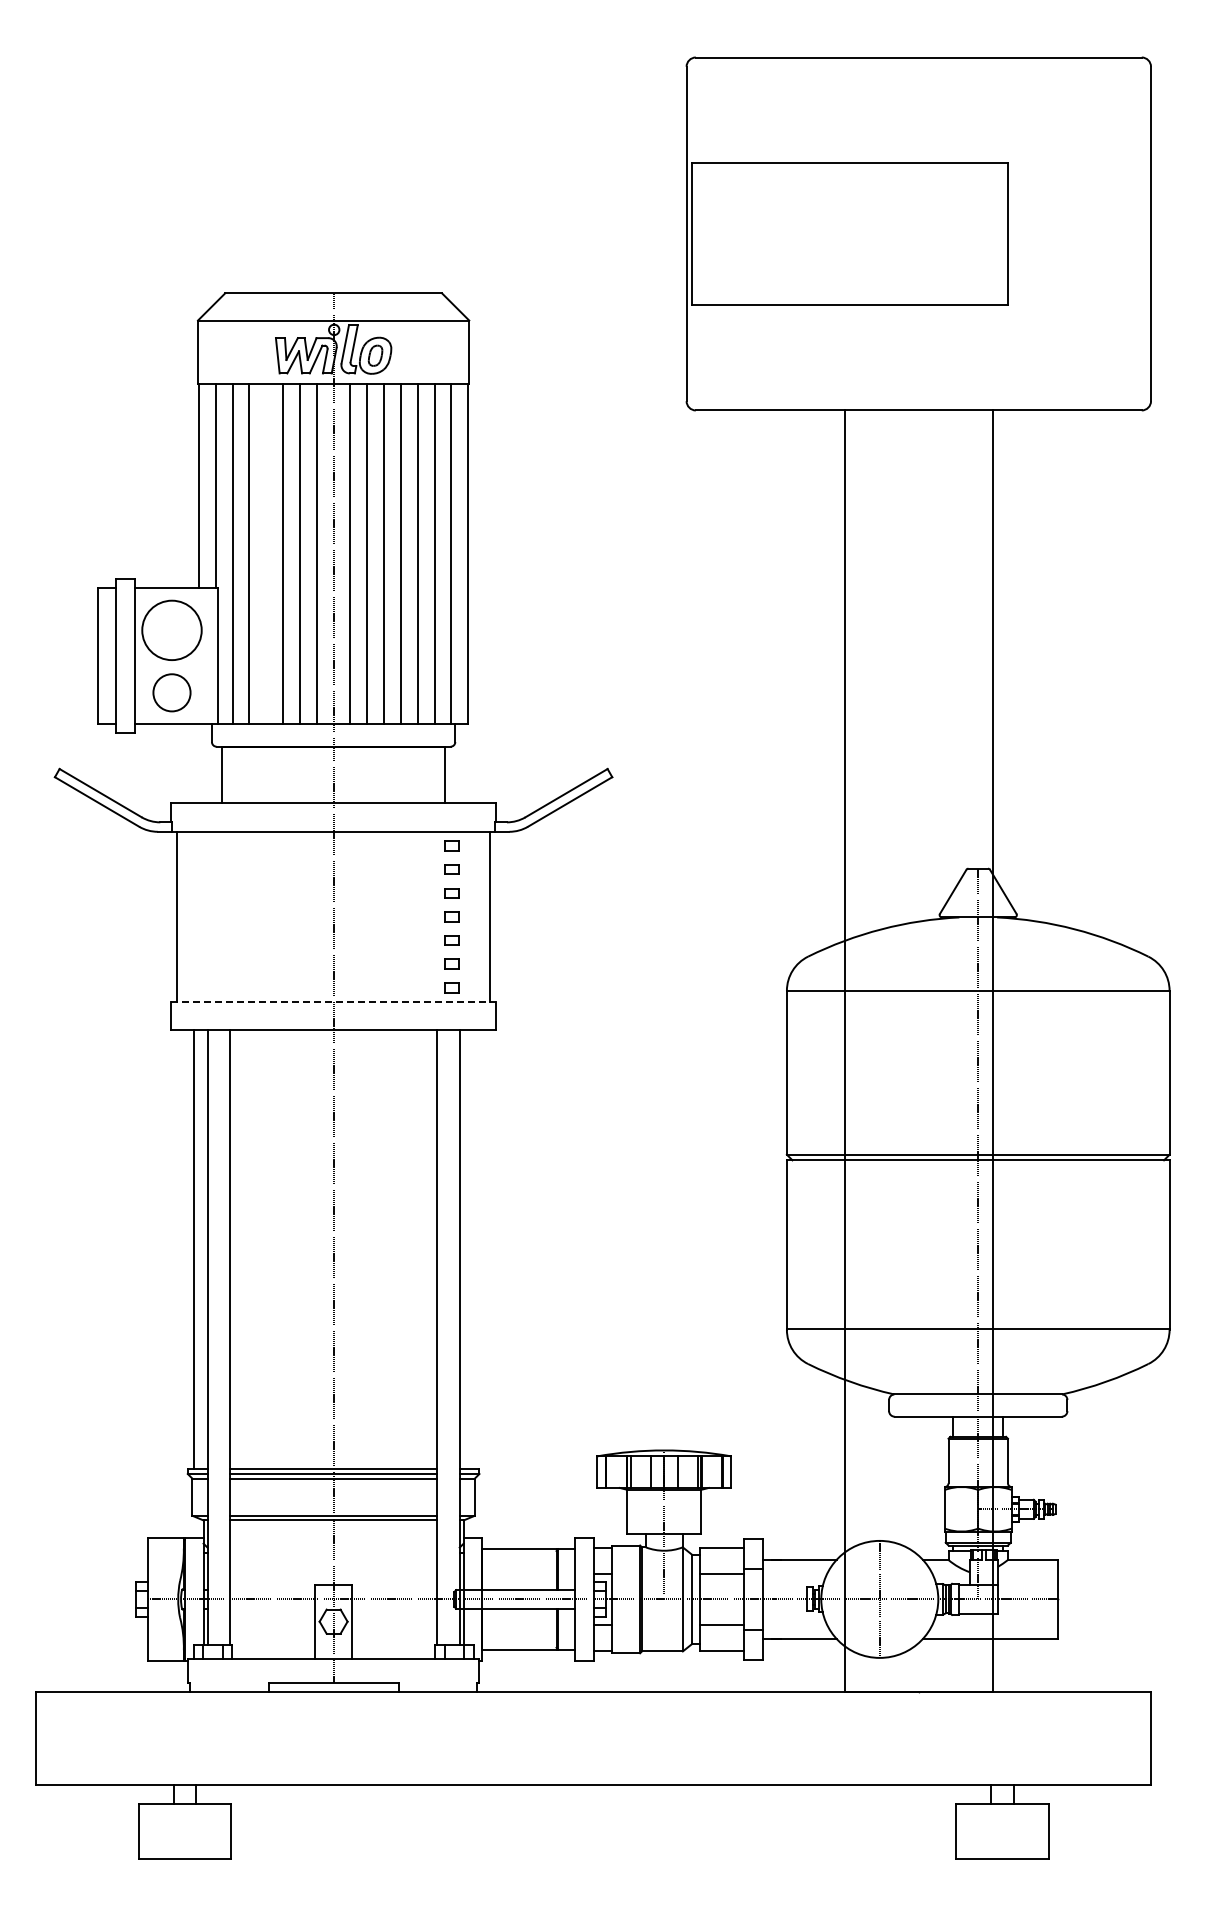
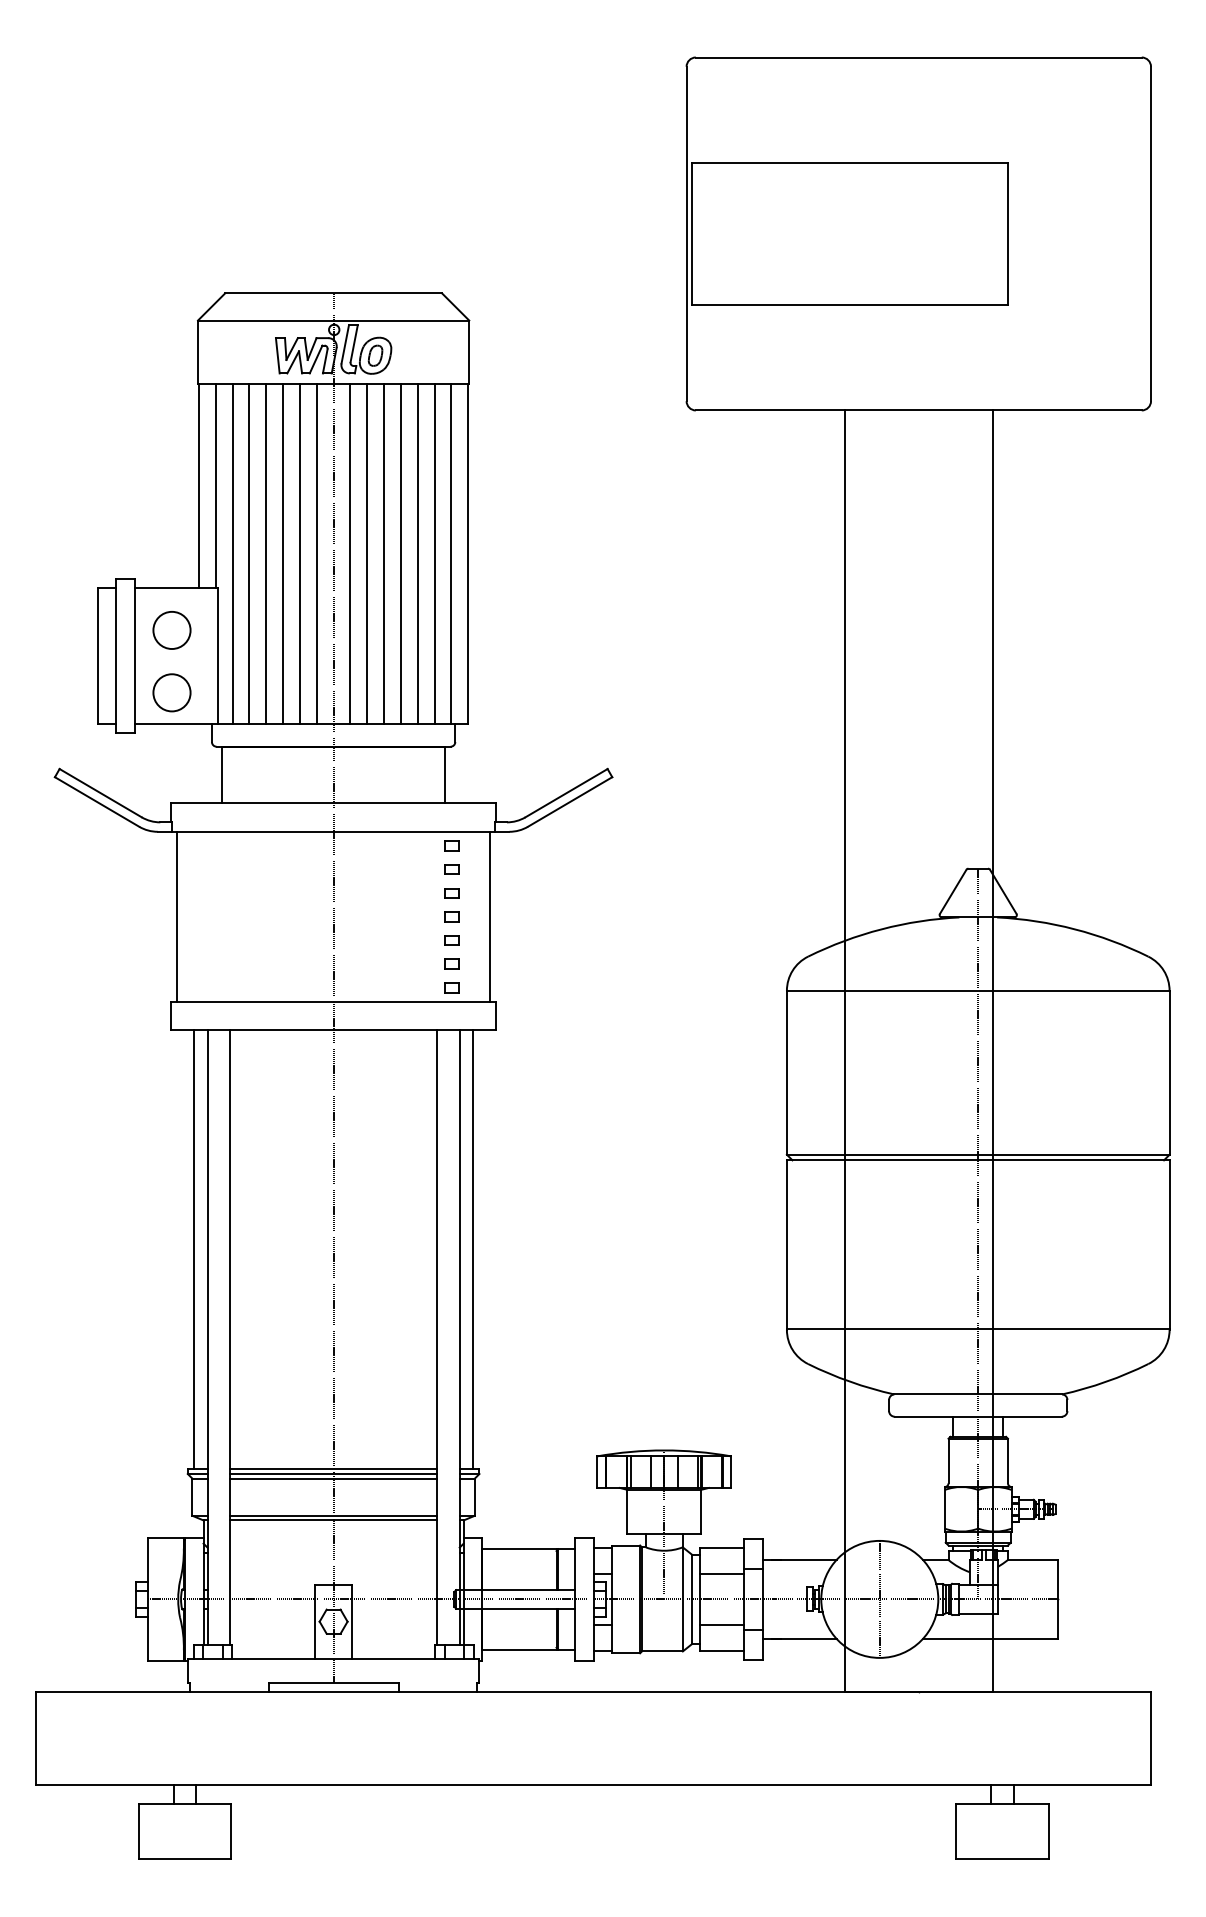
line: none -> present (266, 554)
circle diameter: 59 px -> 37 px (171, 630)
line: dashed -> solid (333, 1002)
line: none -> present (472, 1249)
